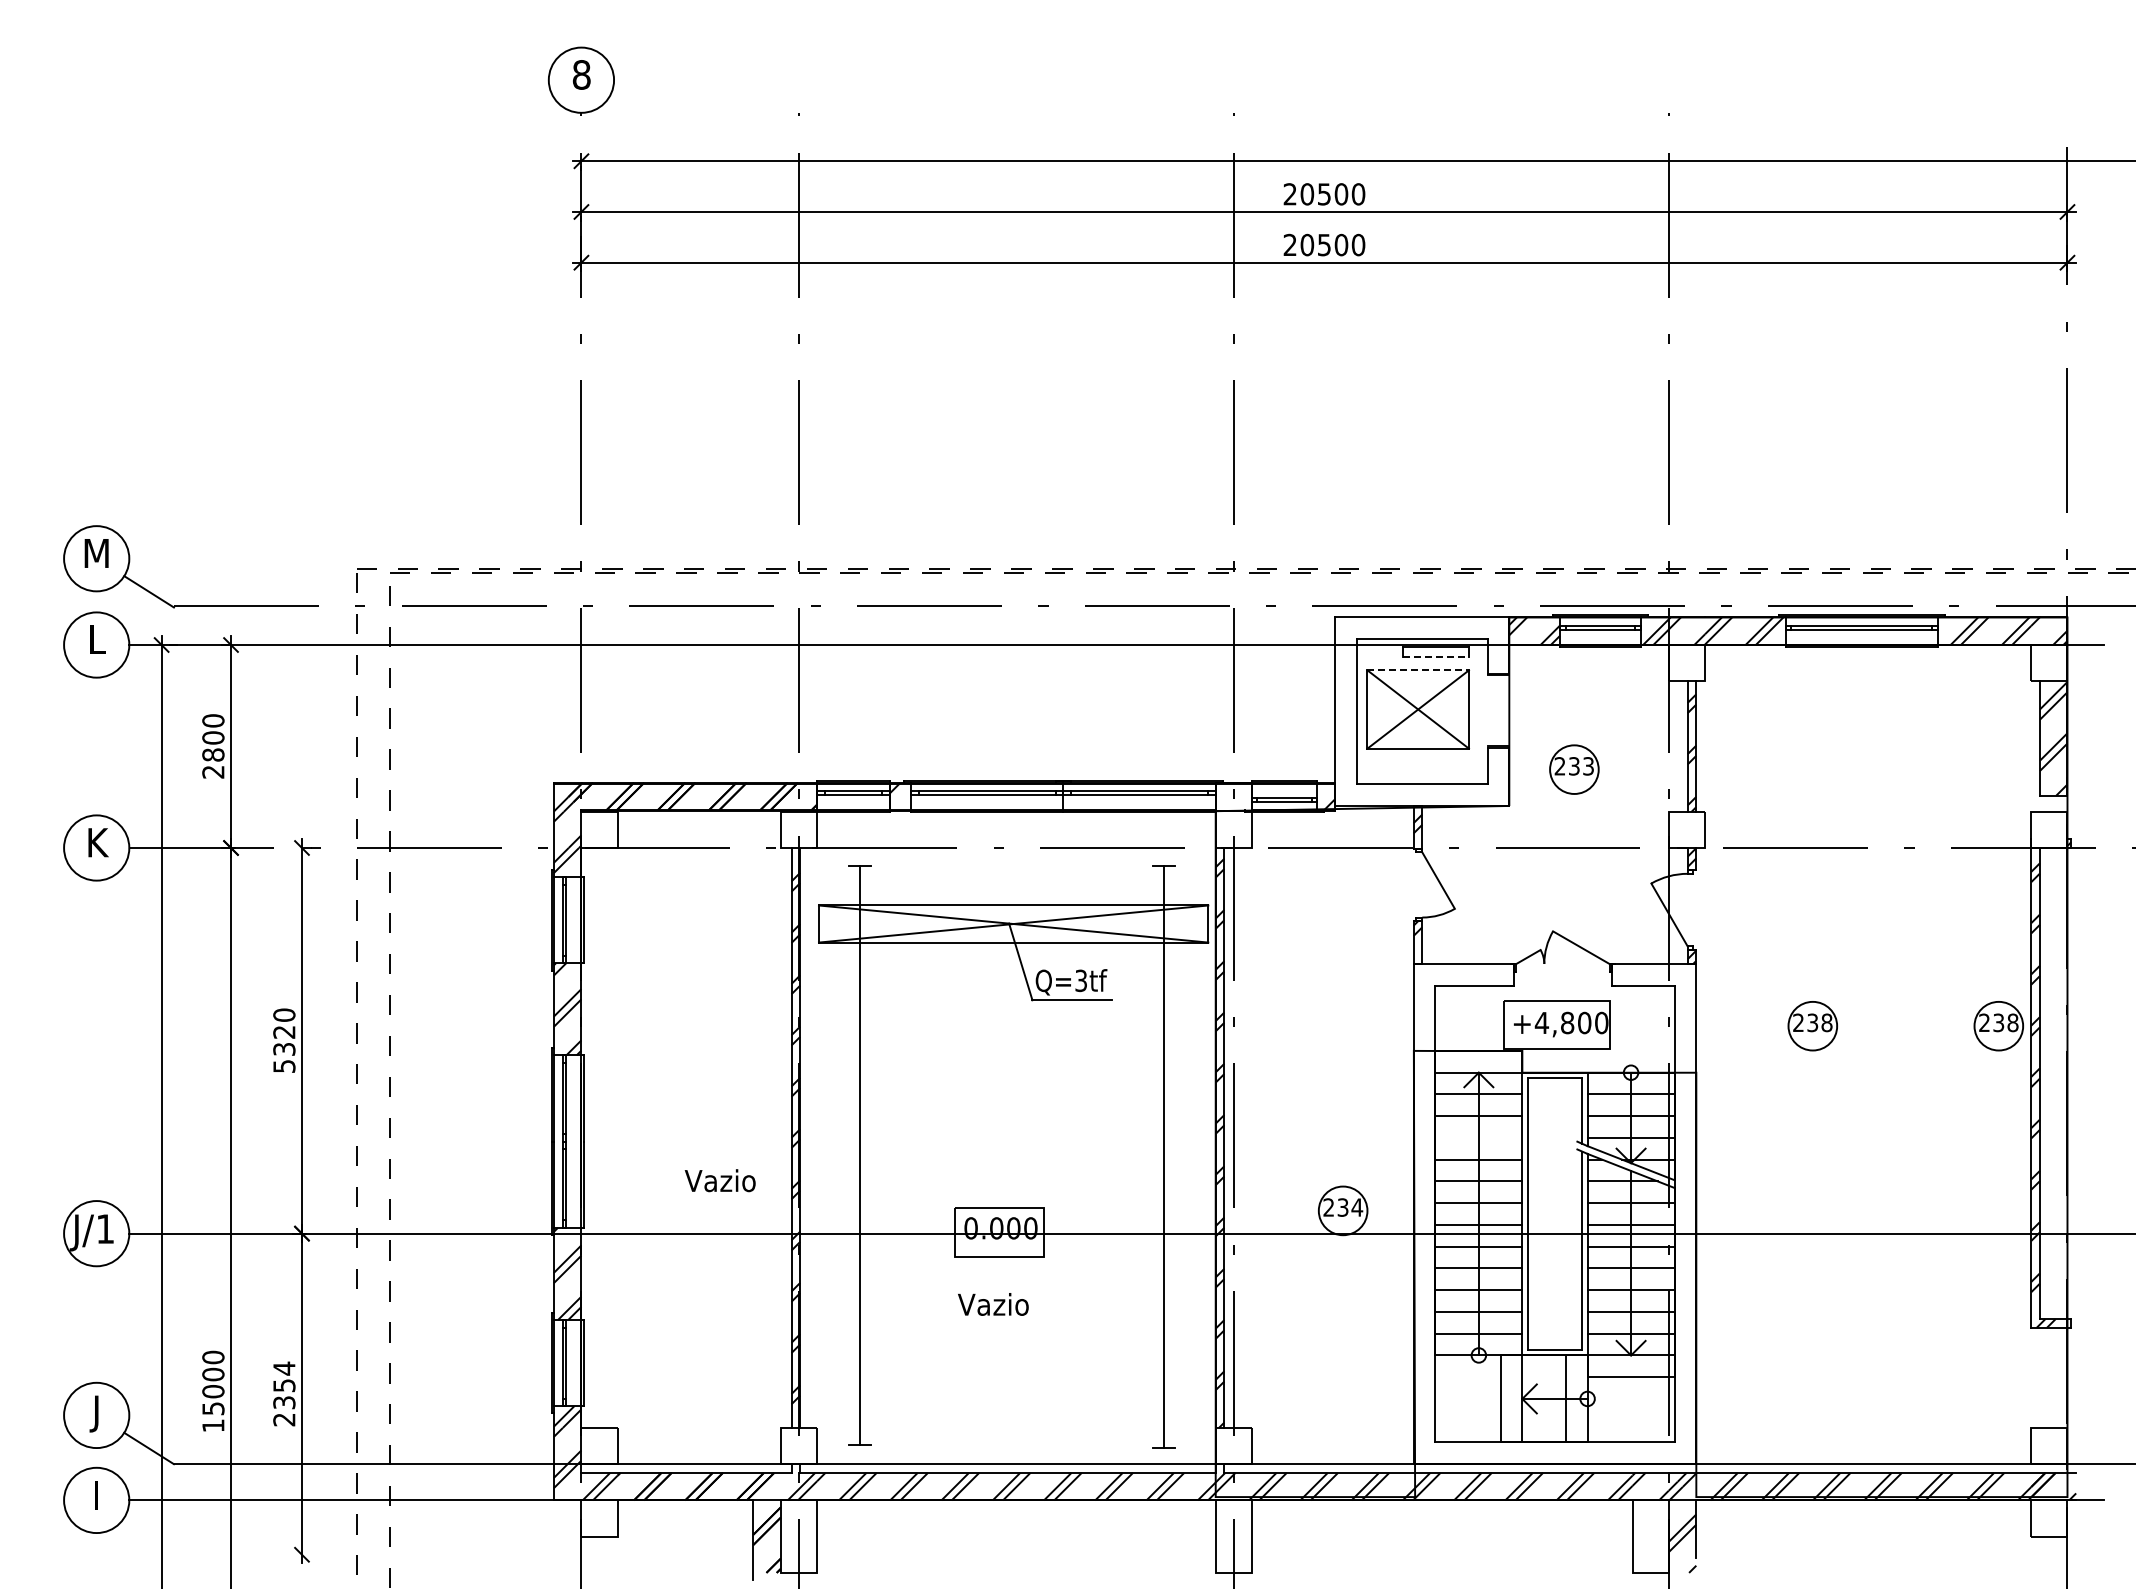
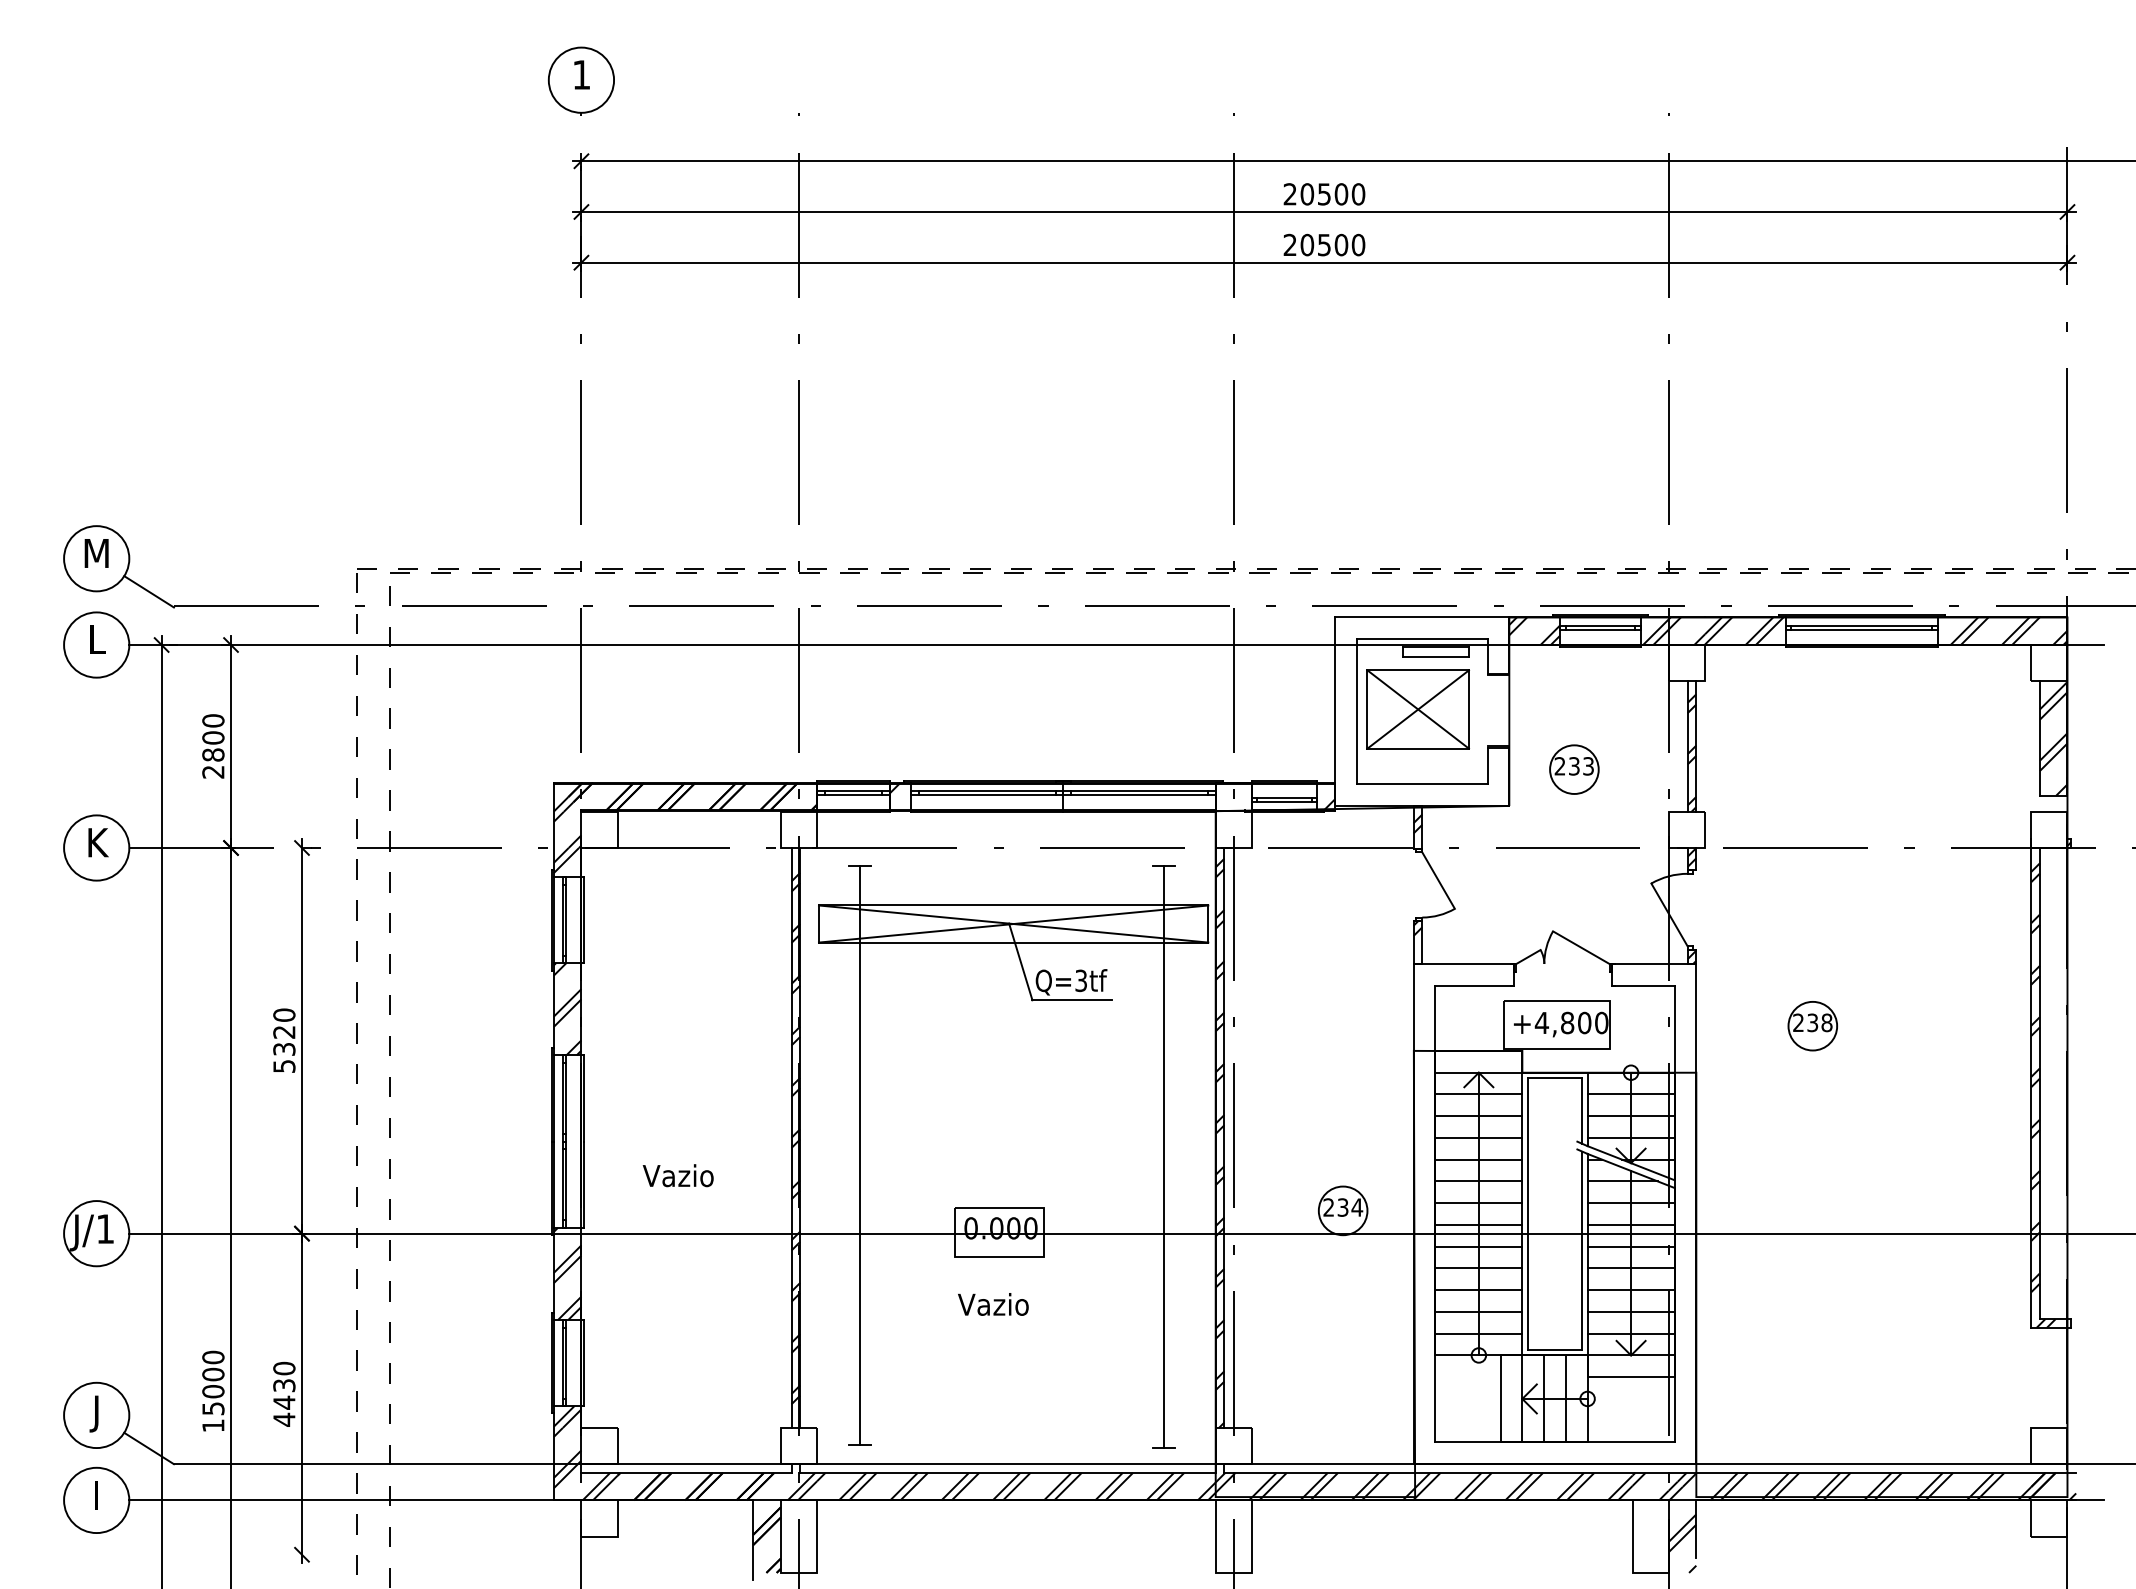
text: 8 -> 1 (581, 74)
line: dashed -> solid (1436, 657)
line: dashed -> solid (1418, 670)
part: present -> none (1998, 1026)
line: none -> present (1478, 1137)
text position: (719, 1180) -> (677, 1175) (677, 1175)
text: 2354 -> 4430 (284, 1393)
line: none -> present (1544, 1398)
